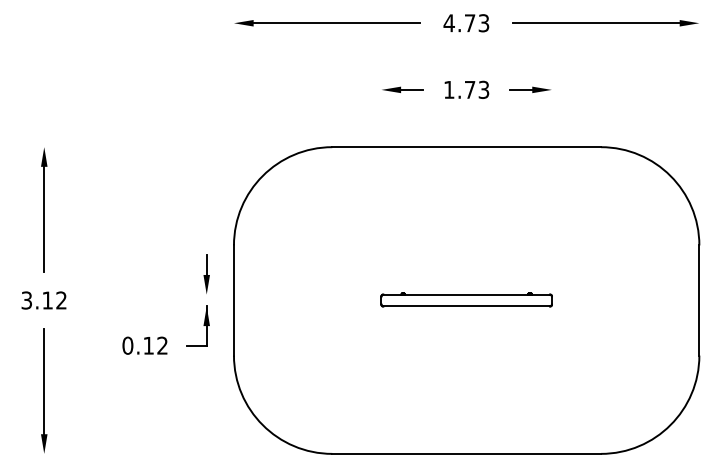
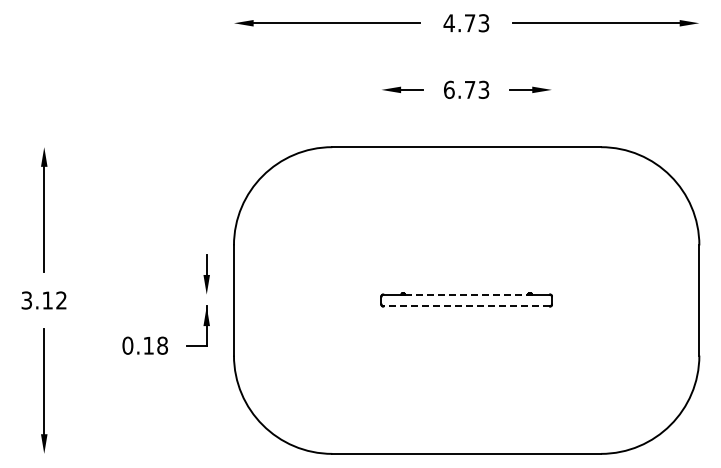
text: 1.73 -> 6.73 (449, 89)
line: solid -> dashed (466, 294)
line: solid -> dashed (466, 306)
text: 0.12 -> 0.18 (162, 345)
